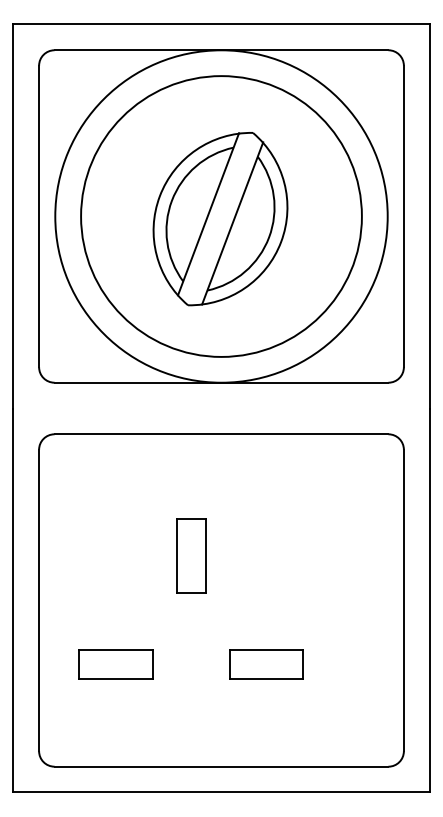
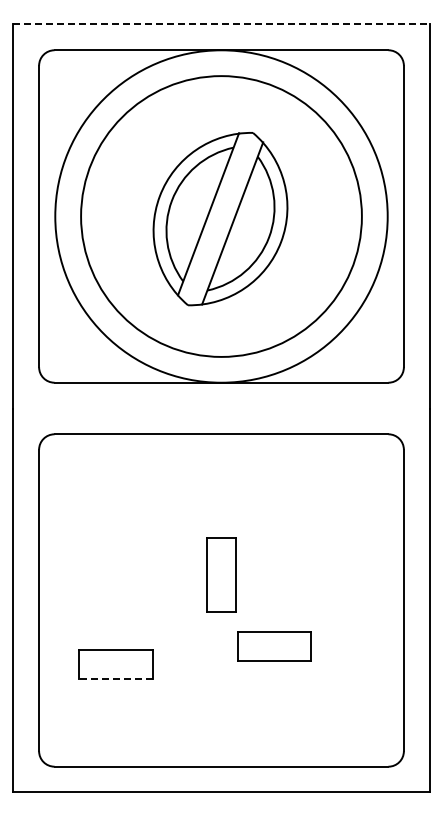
line: solid -> dashed (222, 24)
part position: (191, 555) -> (221, 574) (221, 574)
part position: (266, 664) -> (274, 646) (274, 646)
line: solid -> dashed (116, 679)
